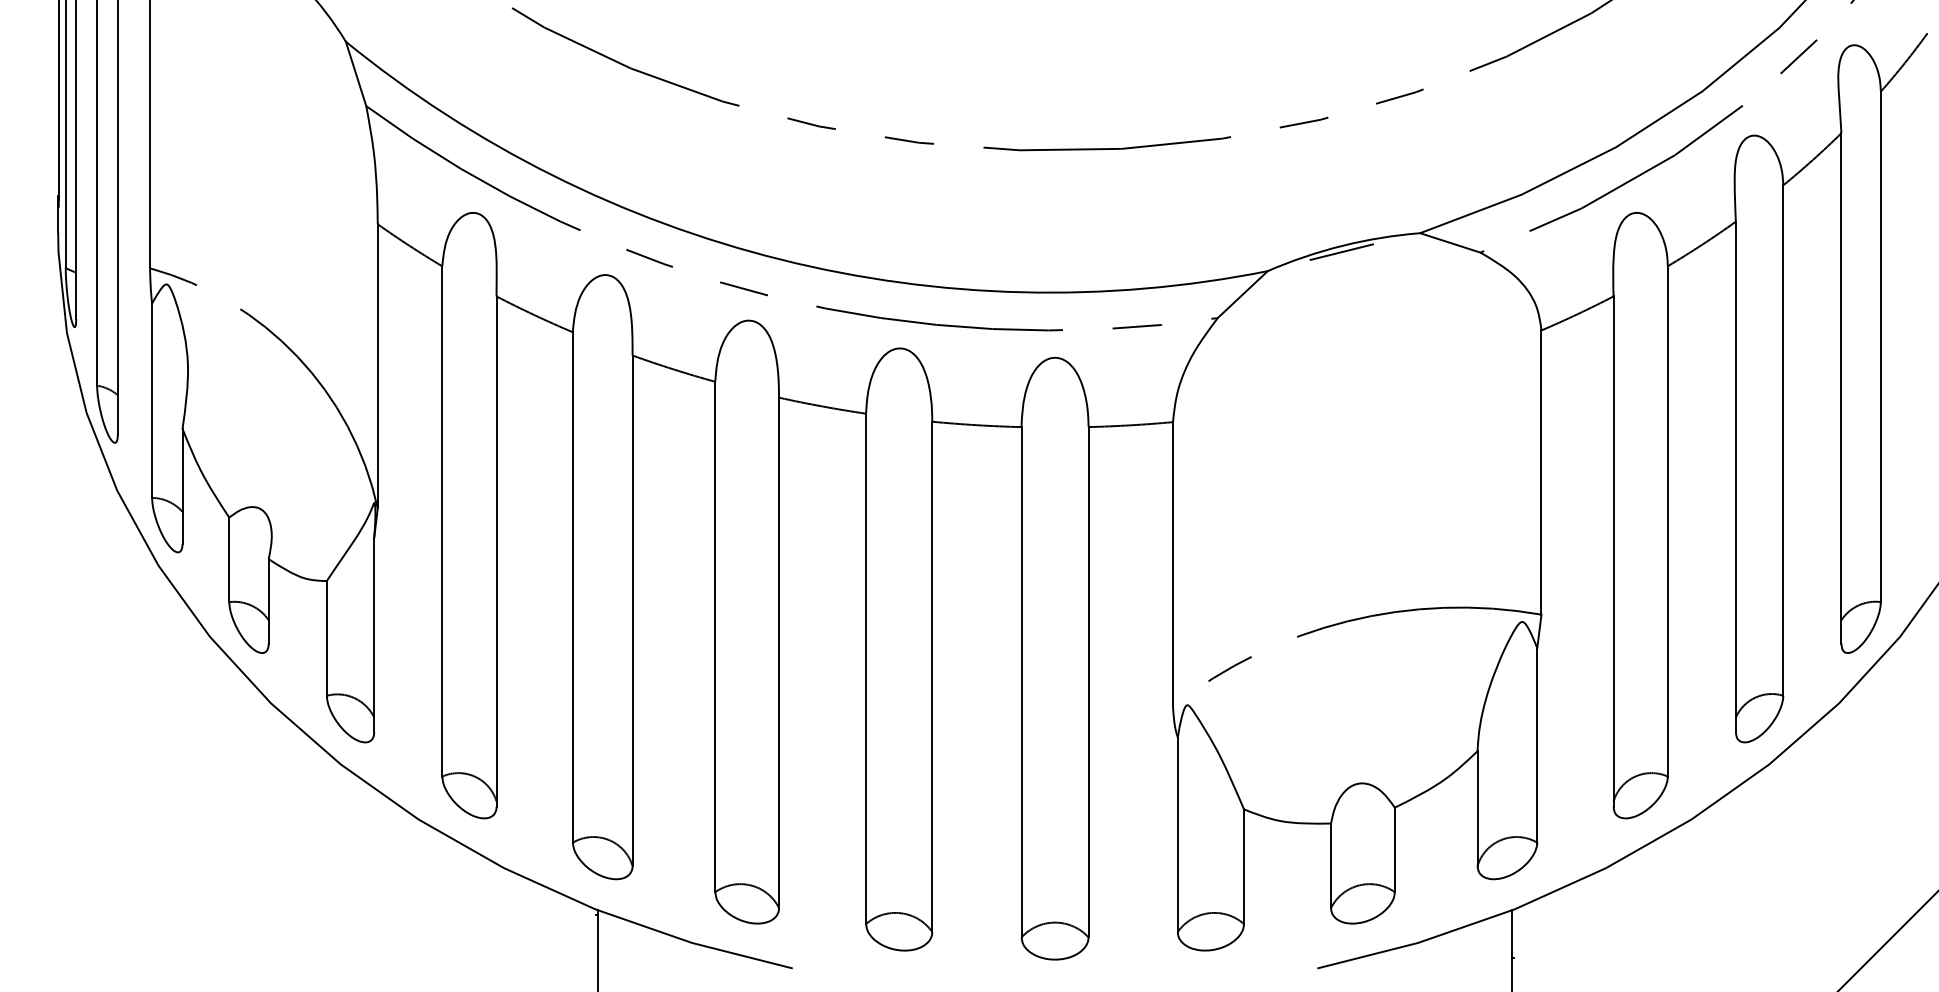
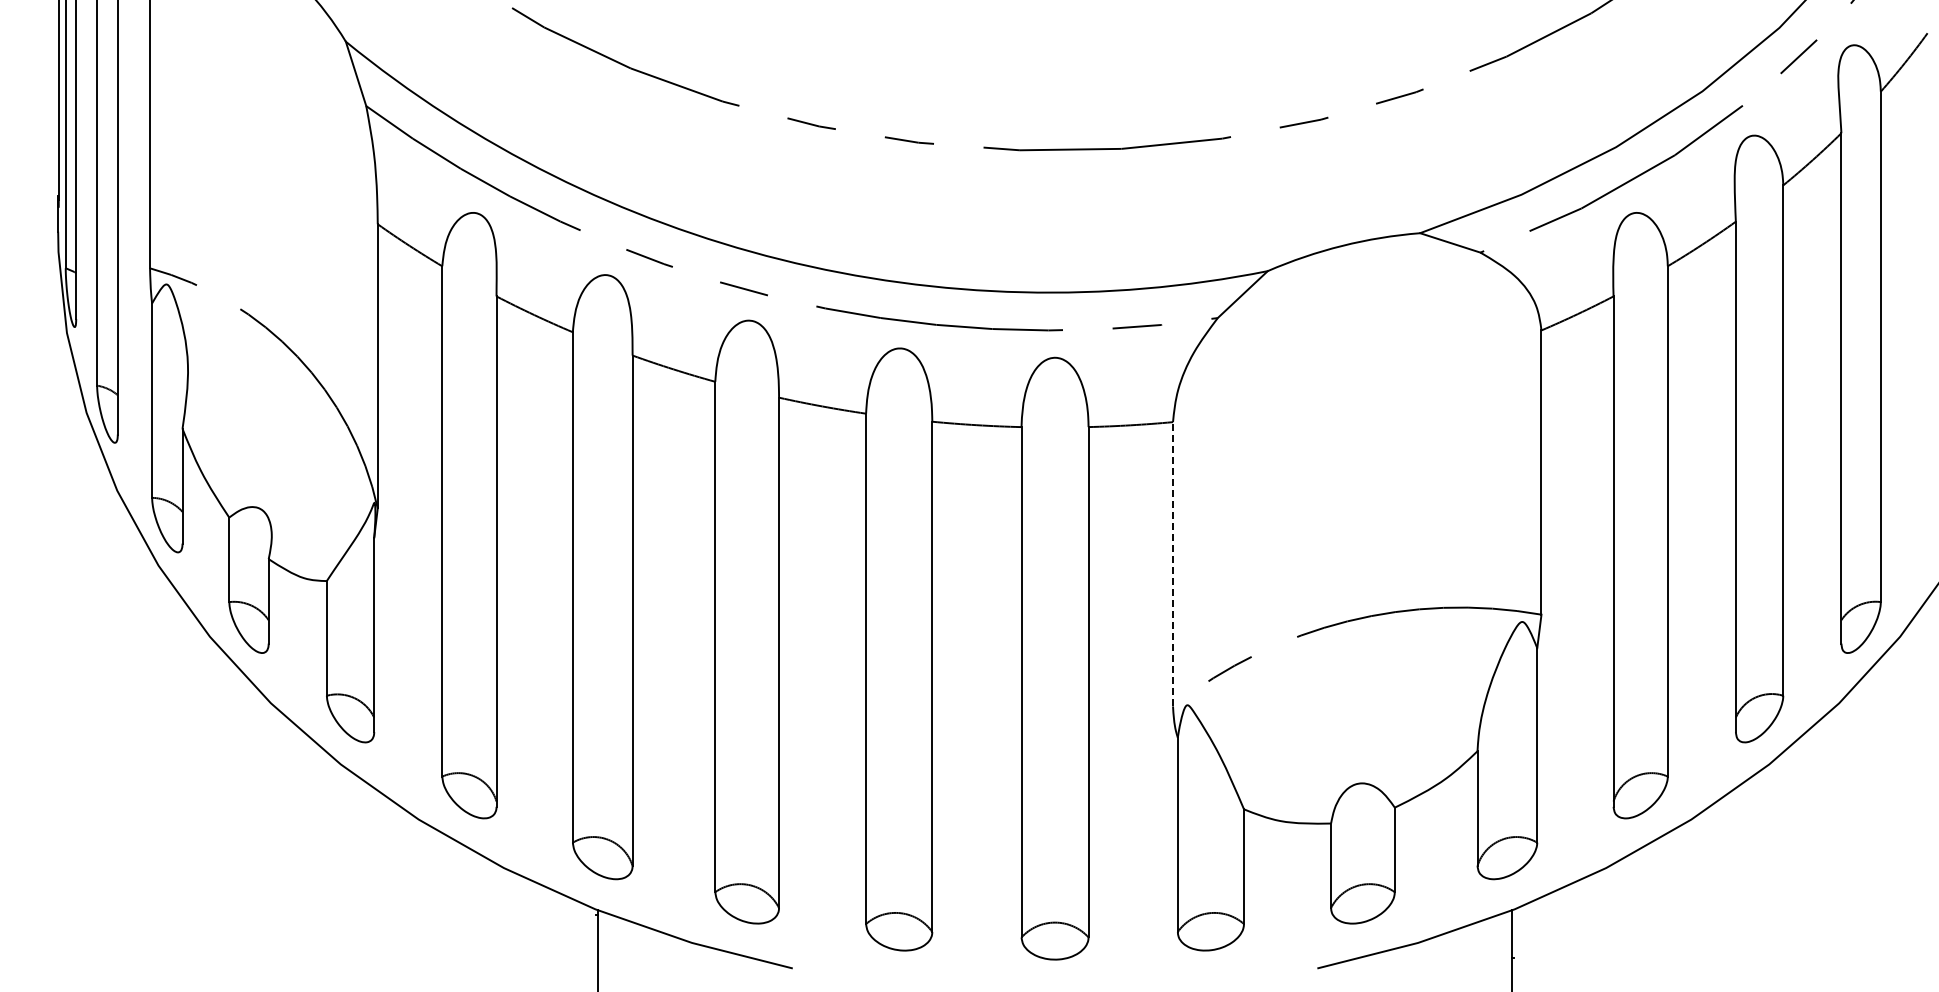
line: present -> none (1341, 251)
line: solid -> dashed (1173, 563)
line: present -> none (1887, 940)
